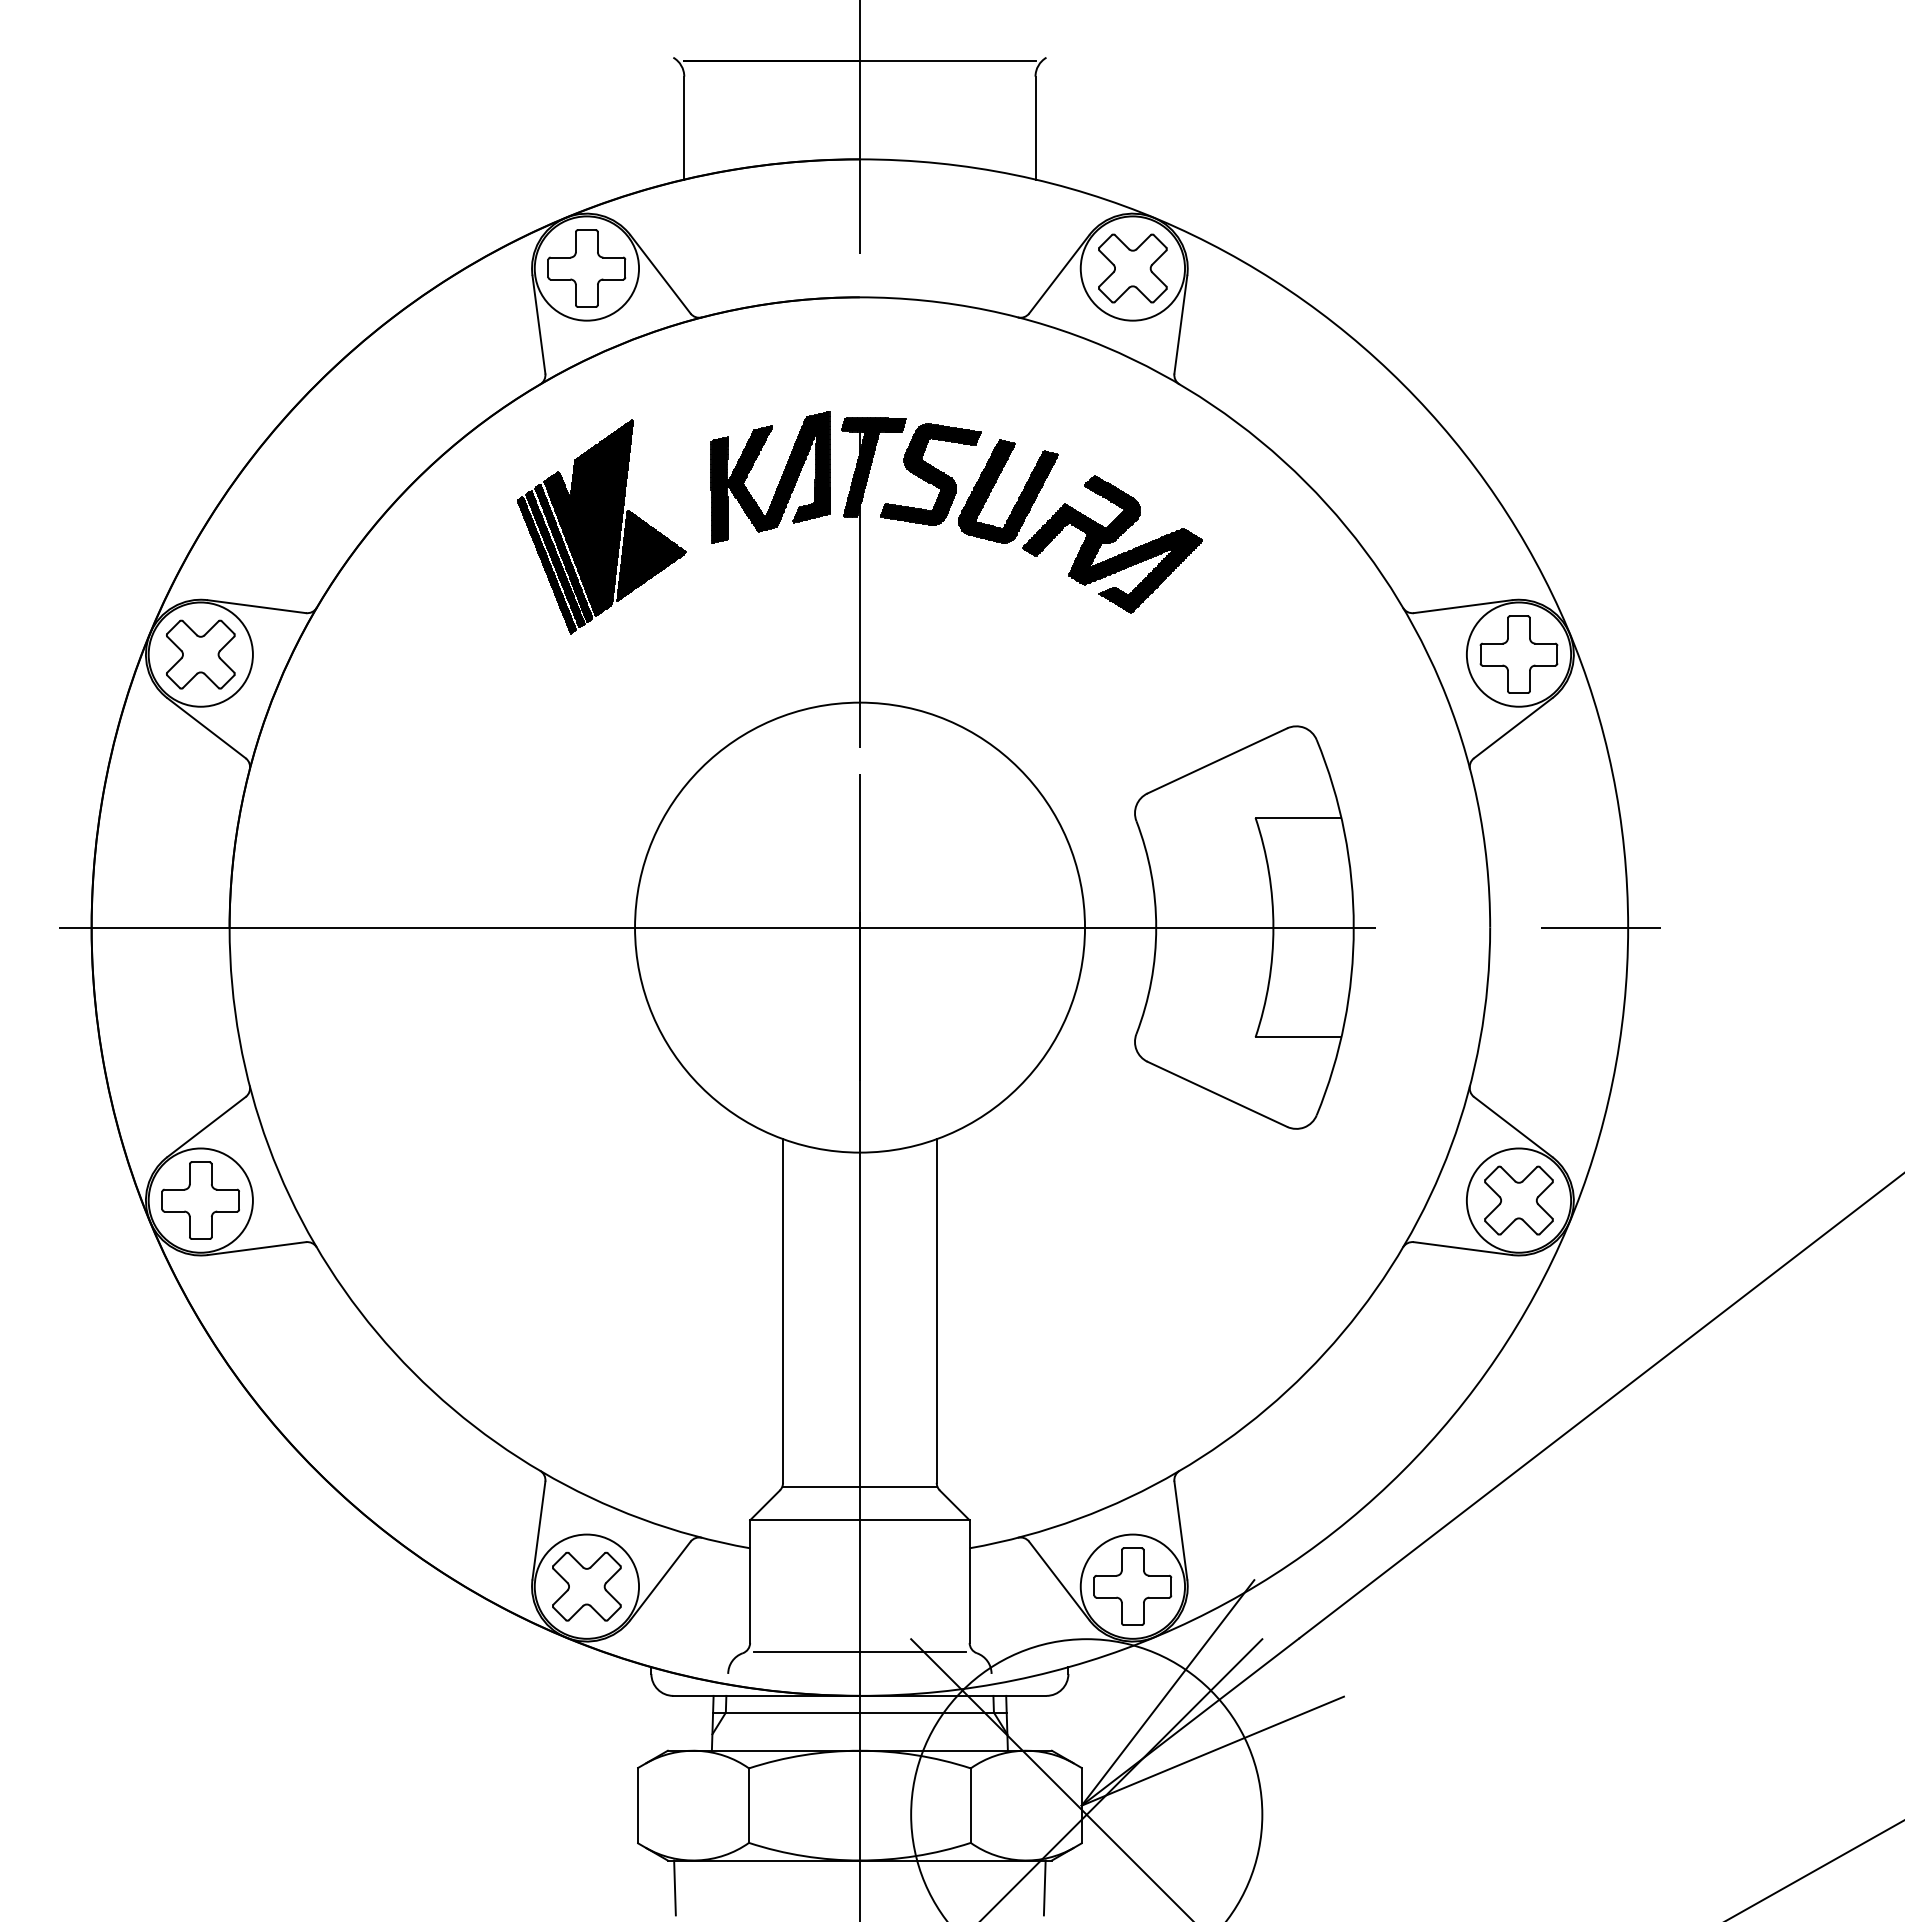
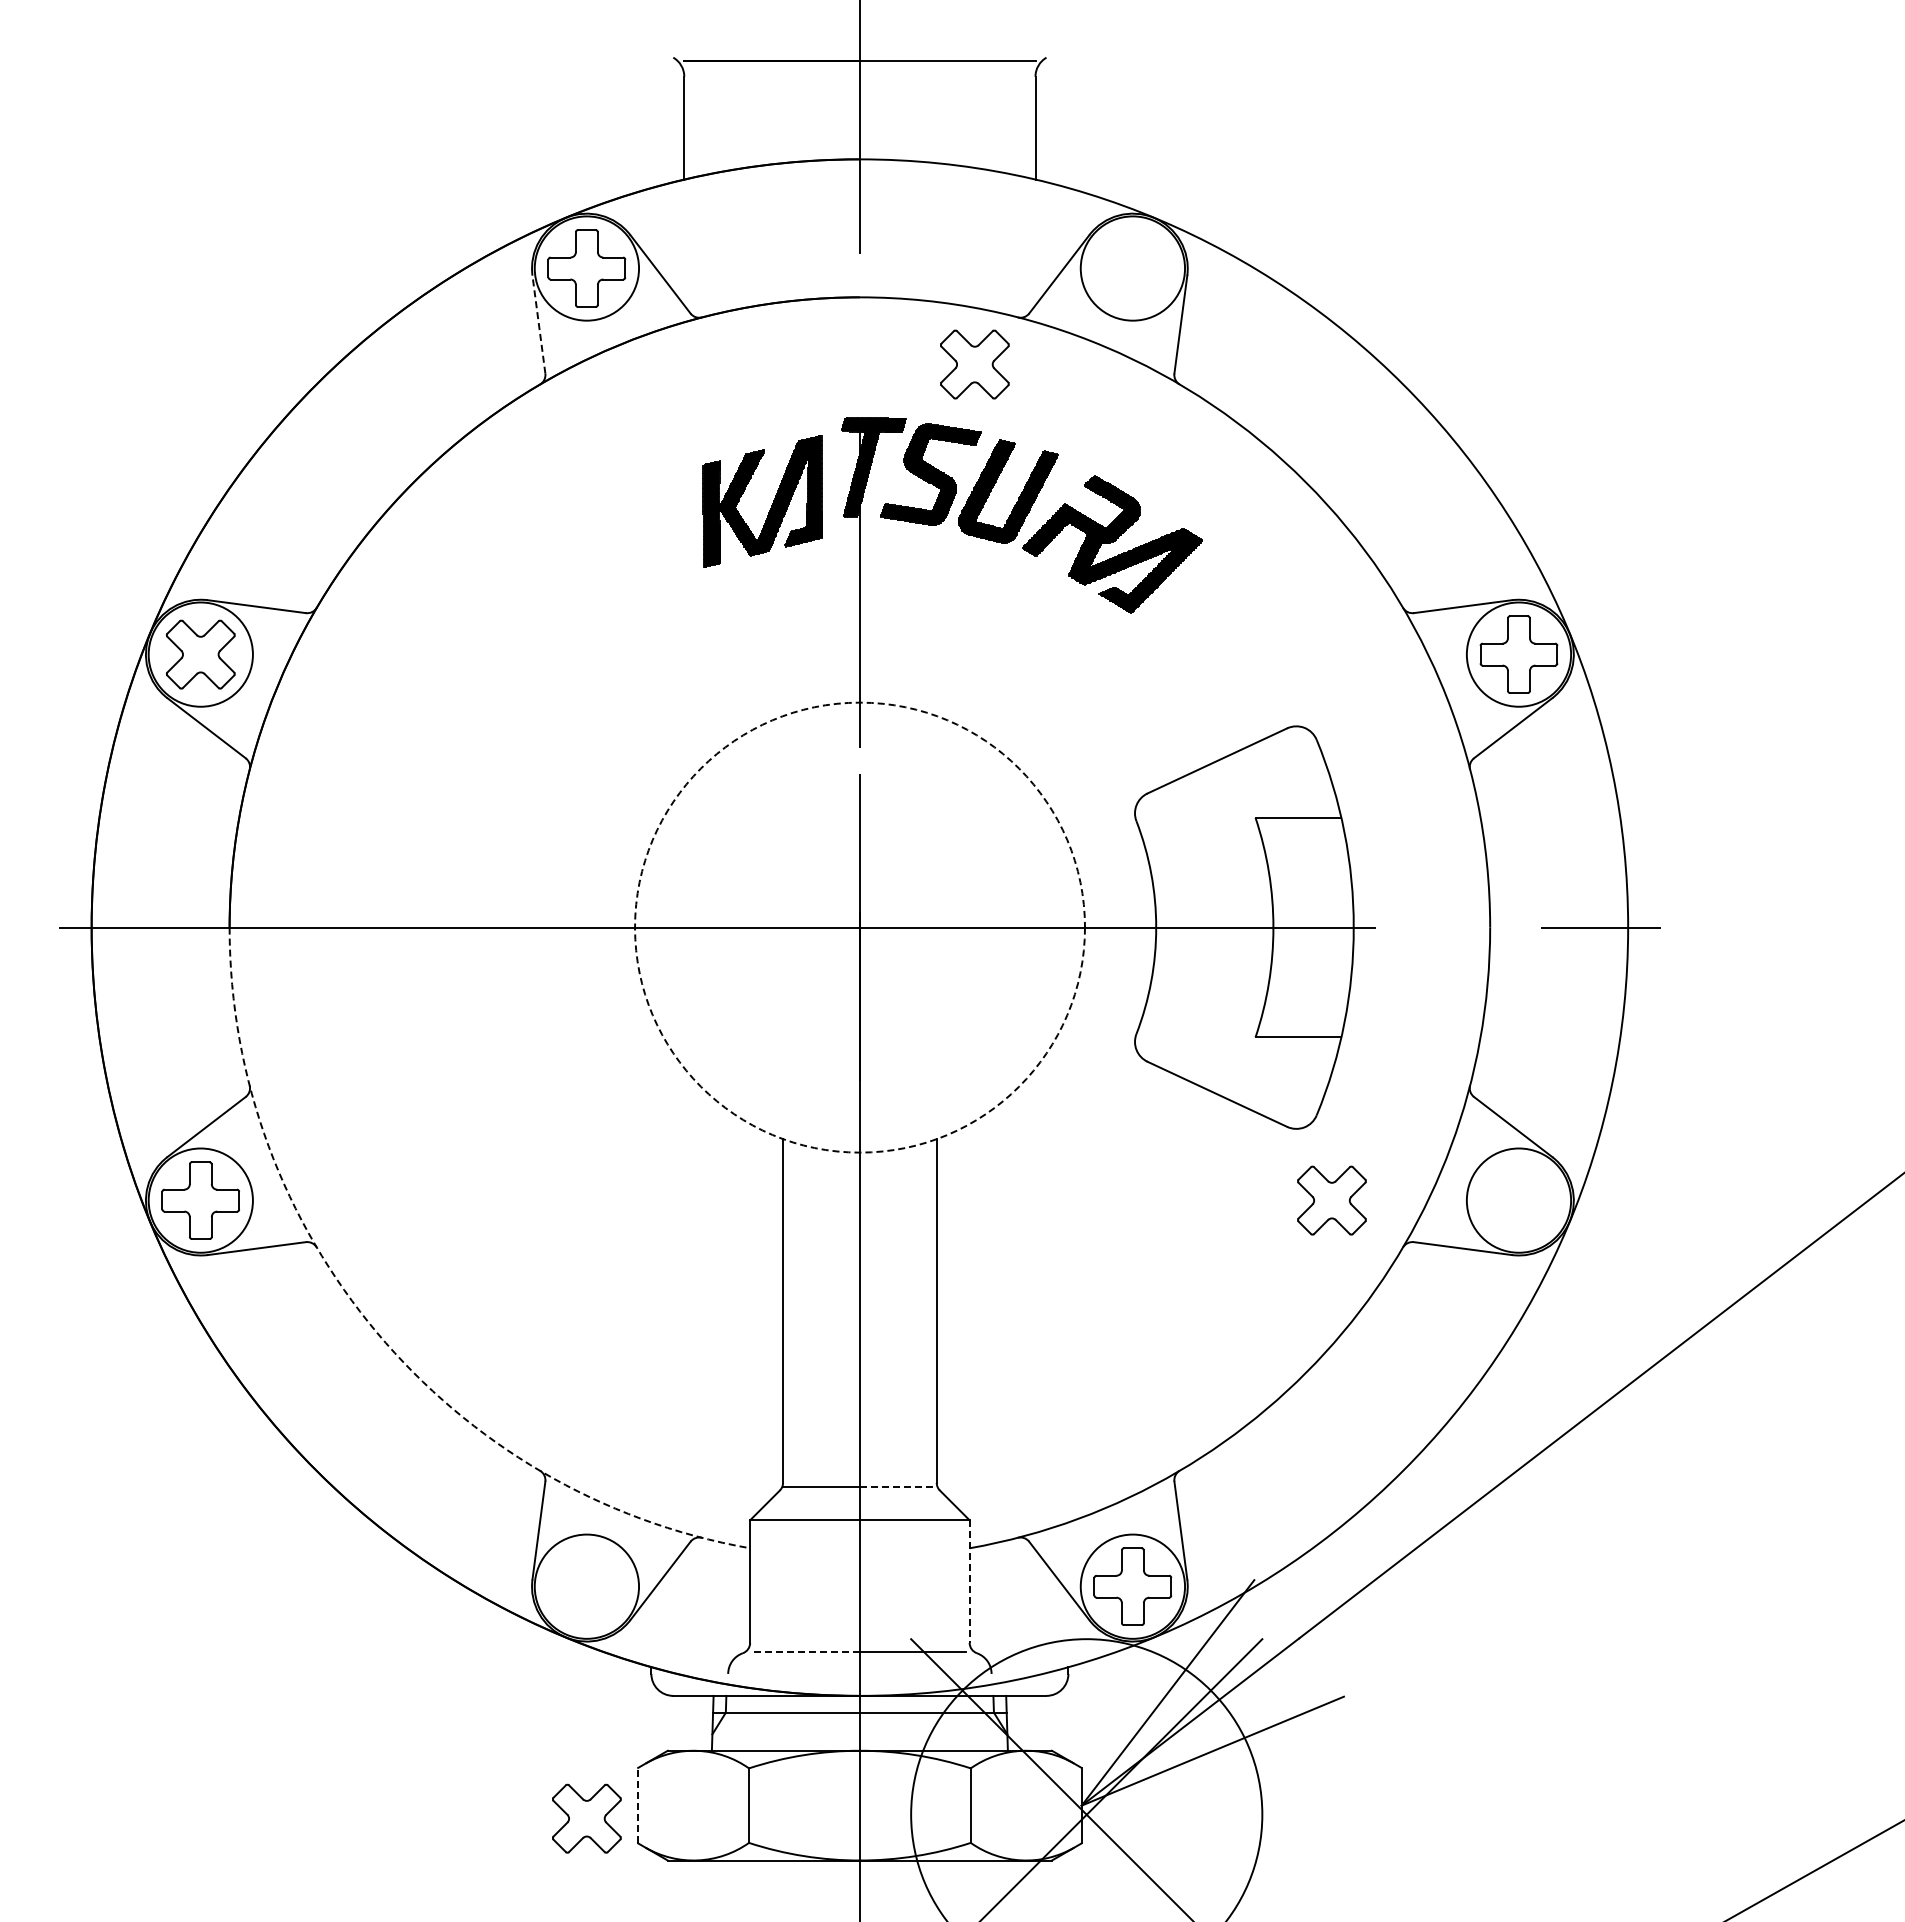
part position: (1132, 268) -> (974, 364) (974, 364)
line: solid -> dashed (538, 324)
part position: (779, 481) -> (771, 505) (771, 505)
part: present -> none (601, 526)
circle: solid -> dashed (860, 927)
part position: (1518, 1200) -> (1331, 1200) (1331, 1200)
arc: solid -> dashed (376, 1332)
line: solid -> dashed (898, 1487)
line: solid -> dashed (969, 1582)
part position: (586, 1586) -> (586, 1818) (586, 1818)
line: solid -> dashed (806, 1651)
line: solid -> dashed (638, 1805)
line: present -> none (674, 1887)
line: present -> none (1044, 1887)
